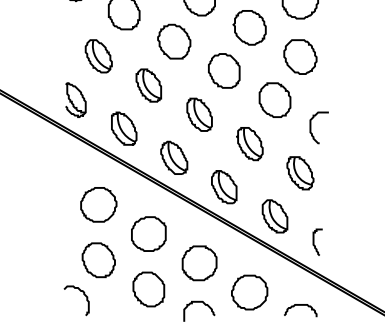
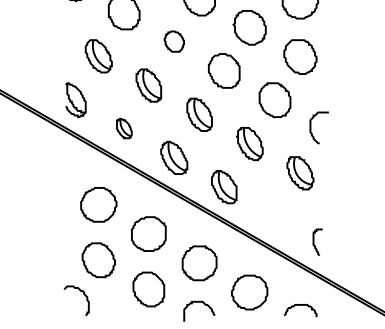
part size: 35x37 px -> 22x23 px (173, 41)
part size: 27x35 px -> 17x22 px (124, 128)
part: present -> none (274, 216)
